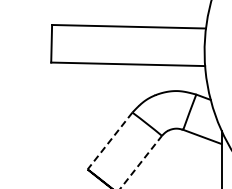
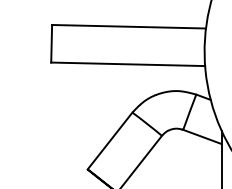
line: dashed -> solid (109, 141)
line: dashed -> solid (141, 162)
